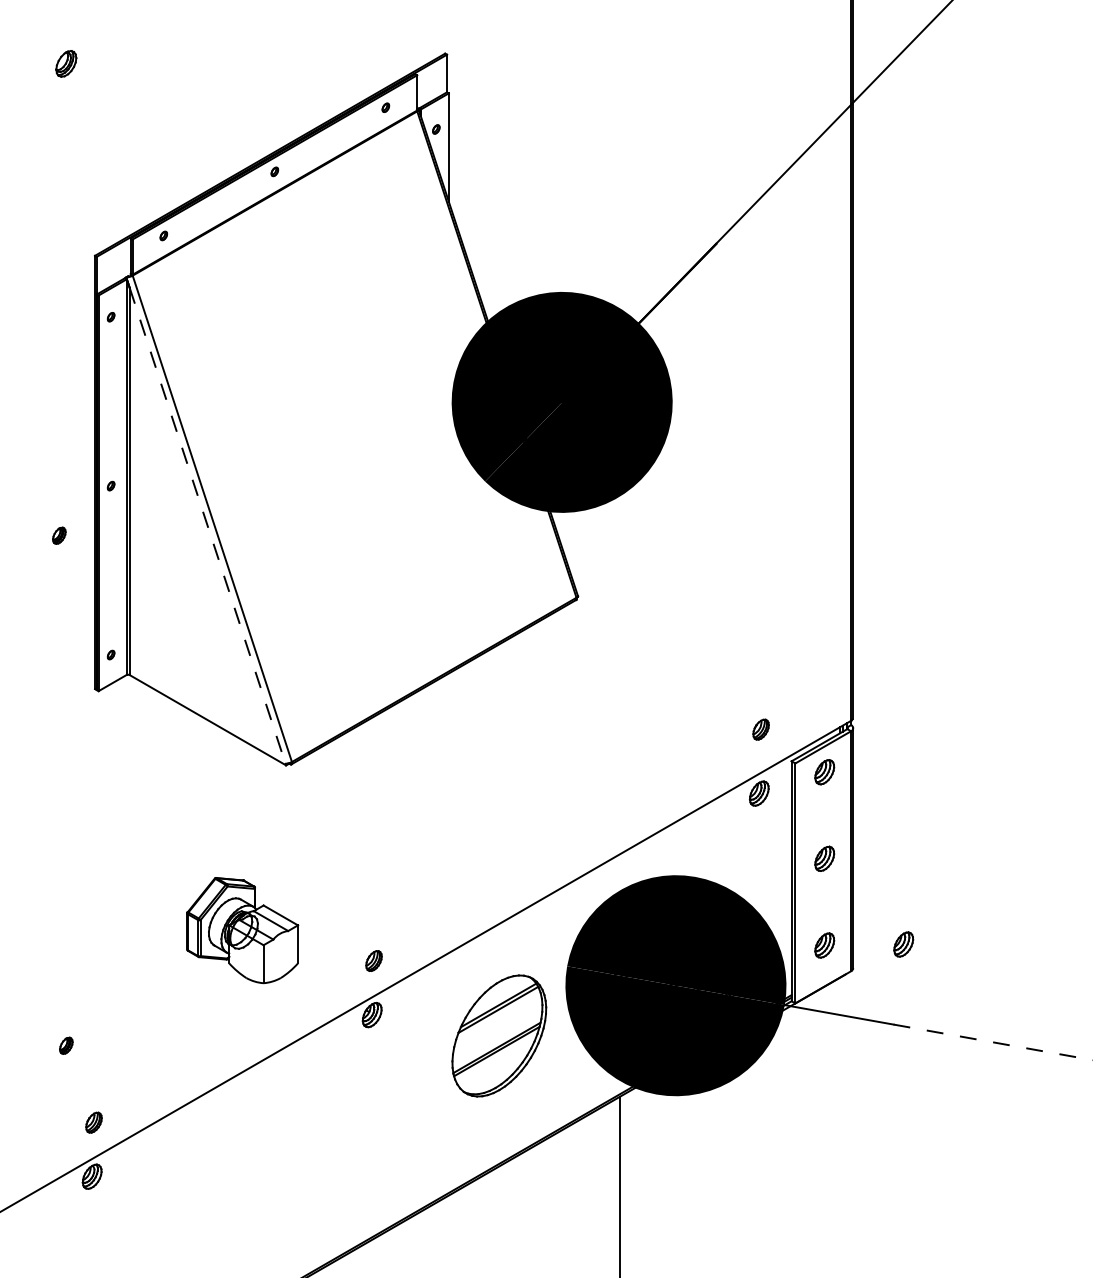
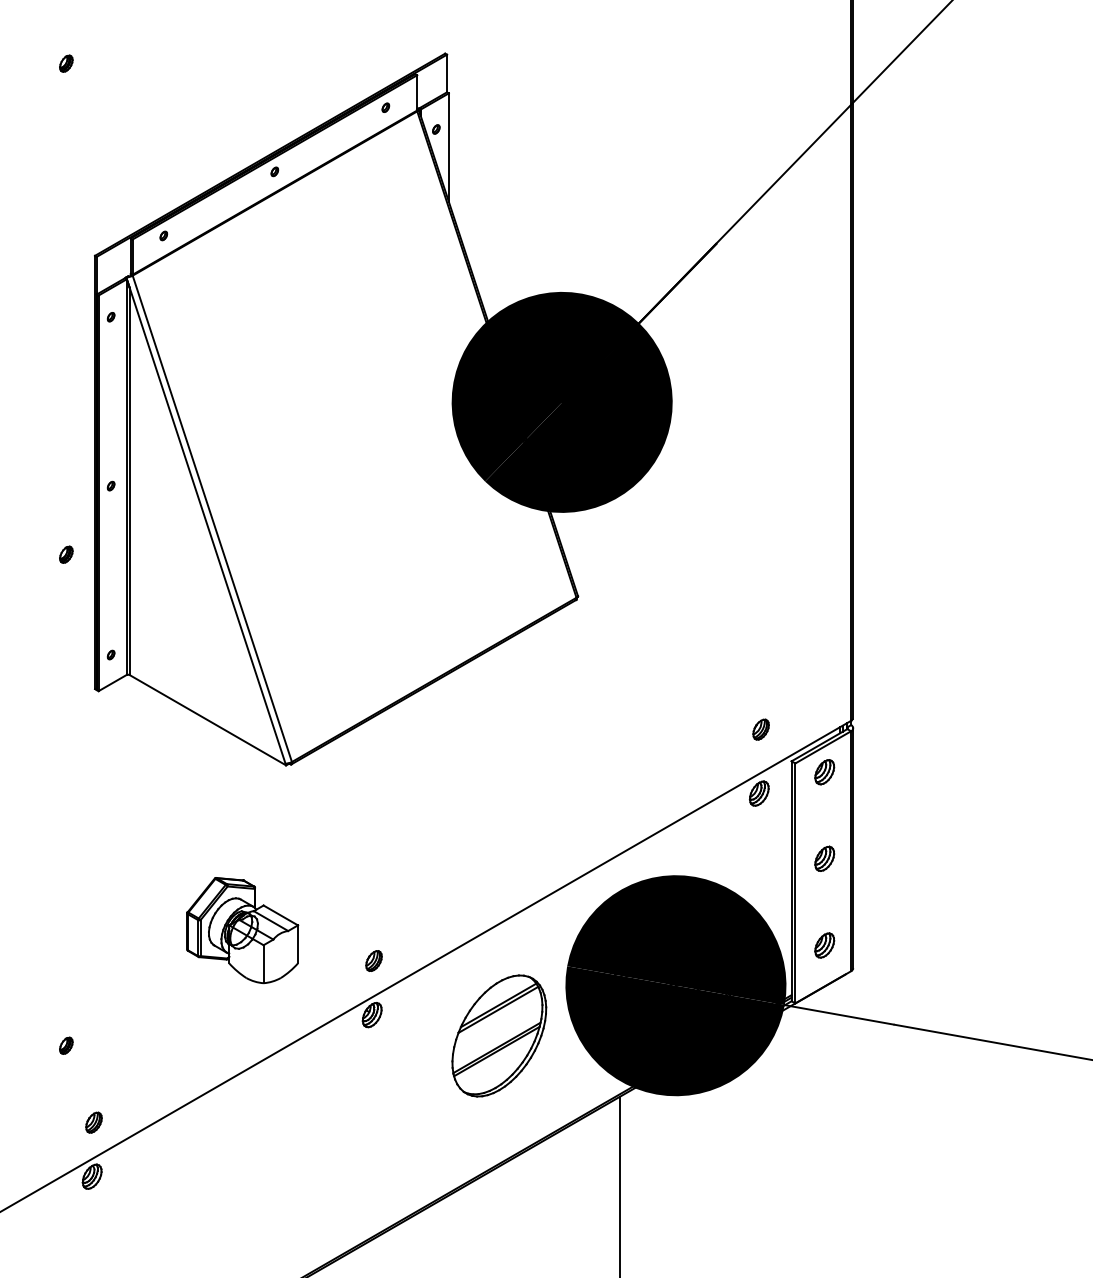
part size: 23x28 px -> 15x19 px (66, 63)
line: dashed -> solid (207, 525)
part position: (59, 535) -> (66, 554) (66, 554)
part: present -> none (903, 944)
line: dashed -> solid (992, 1042)
